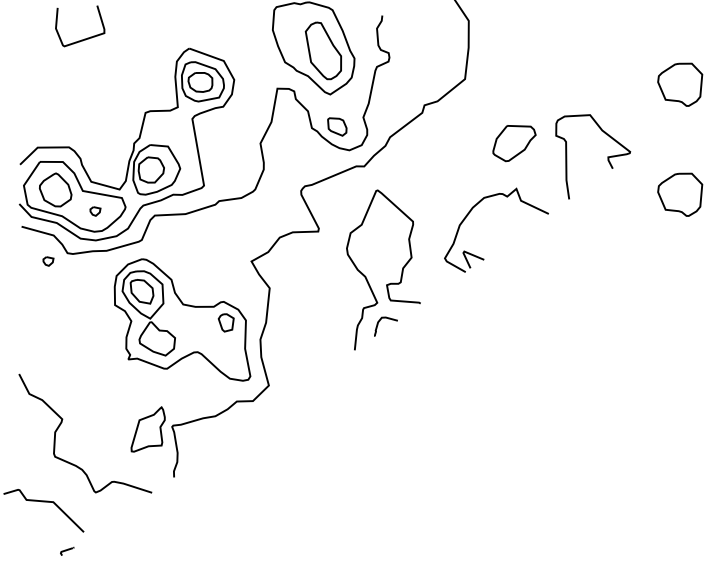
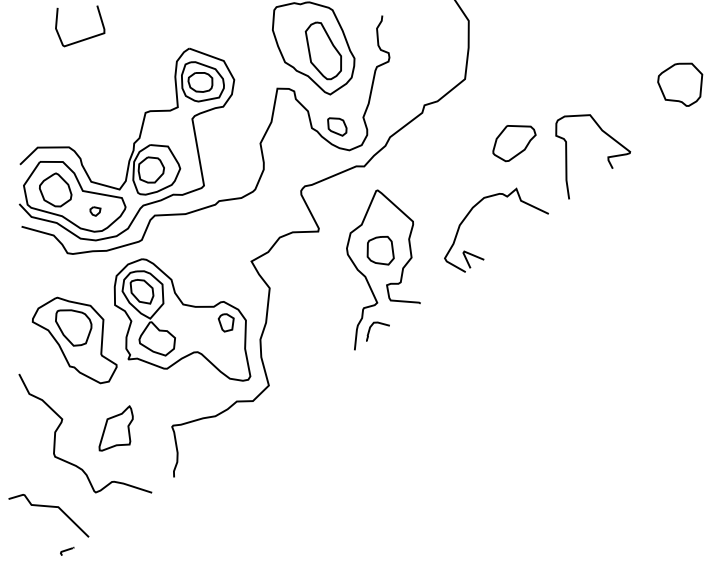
part: present -> none (680, 194)
part: none -> present (380, 250)
part: present -> none (48, 261)
curve position: (380, 321) -> (372, 326) (372, 326)
part: none -> present (74, 340)
part position: (147, 429) -> (115, 428) (115, 428)
curve position: (43, 502) -> (48, 507) (48, 507)
